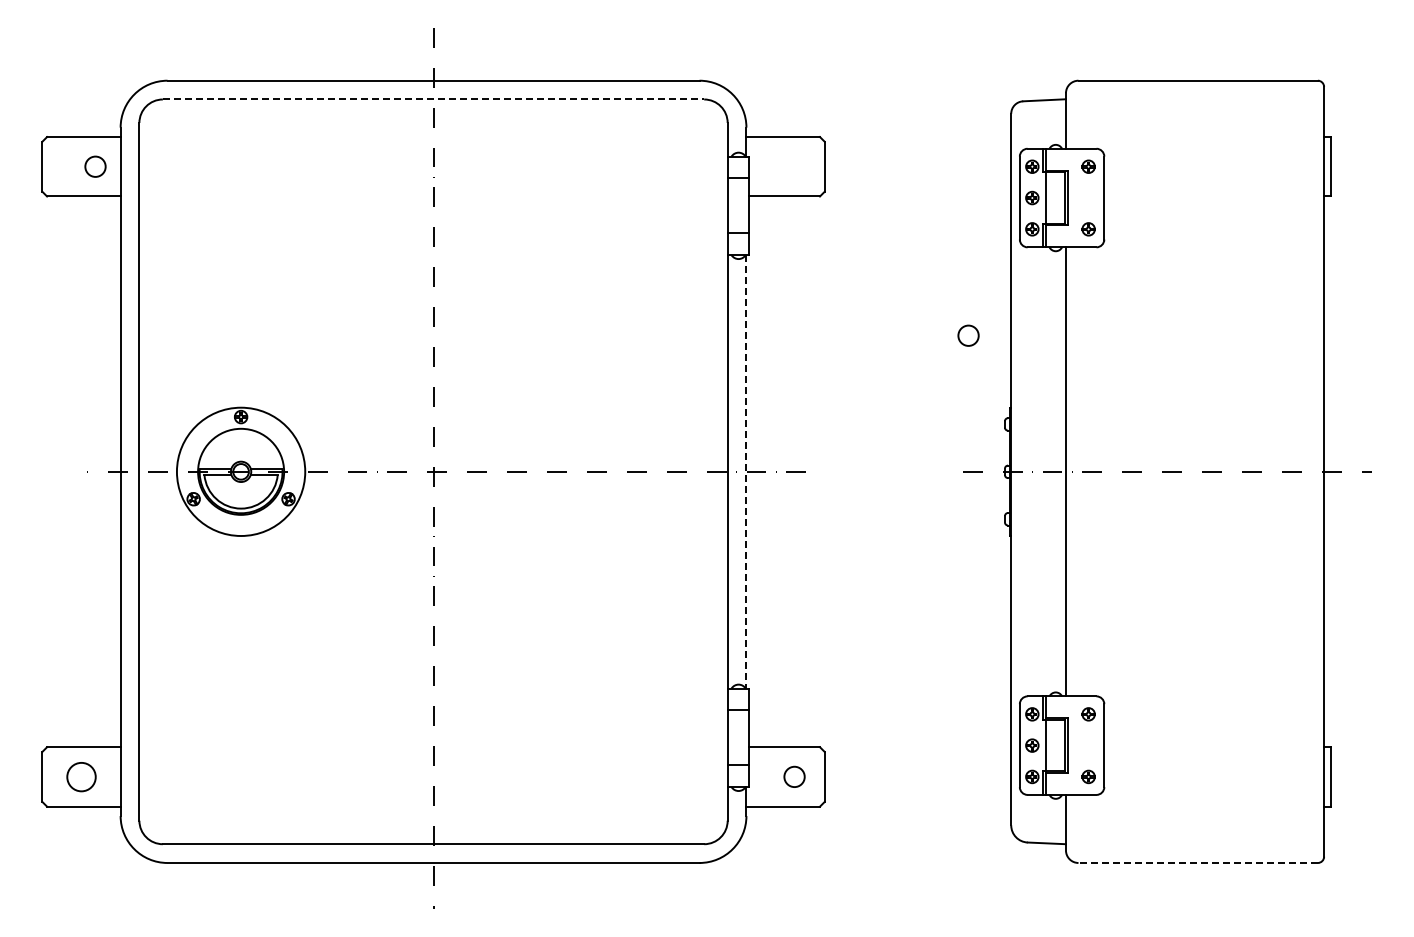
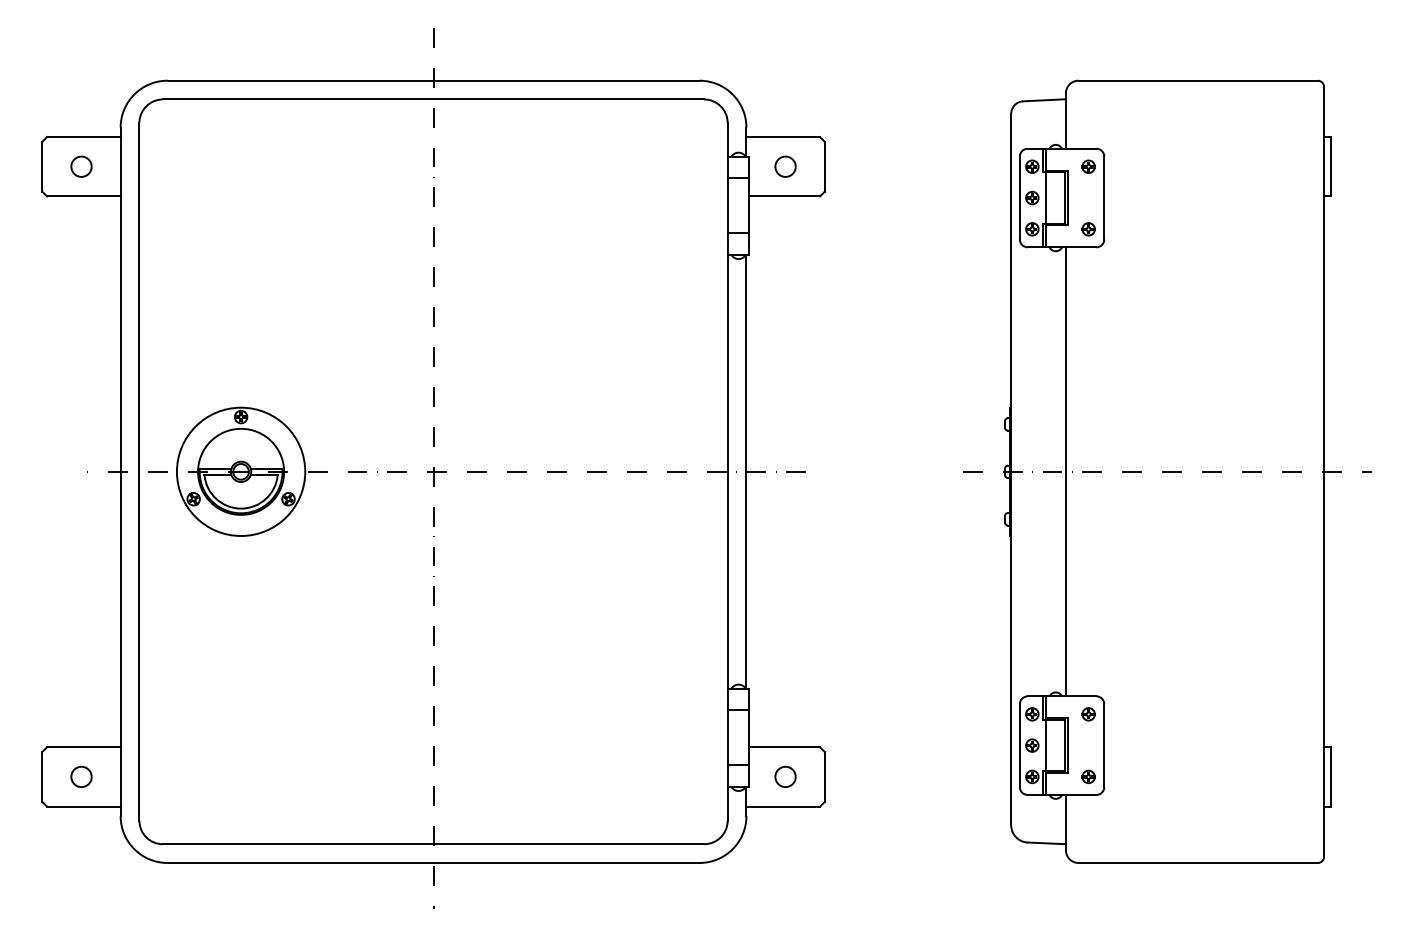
line: dashed -> solid (433, 99)
circle position: (95, 166) -> (81, 166) (81, 166)
circle position: (968, 335) -> (785, 166) (785, 166)
line: dashed -> solid (746, 471)
circle position: (794, 776) -> (785, 776) (785, 776)
circle size: 31x31 px -> 23x23 px (81, 776)
line: dashed -> solid (1198, 862)
